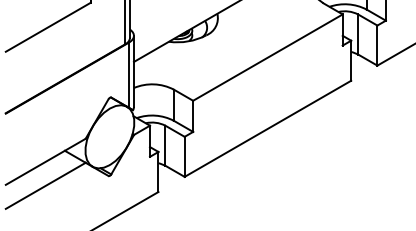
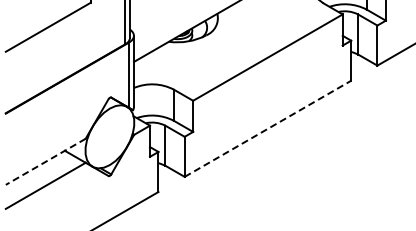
line: solid -> dashed (268, 128)
line: solid -> dashed (45, 162)
